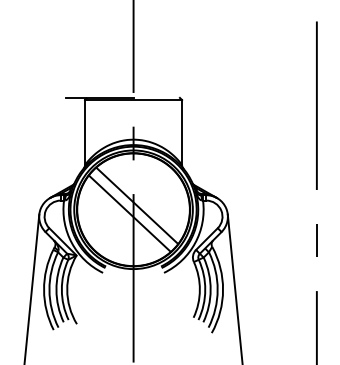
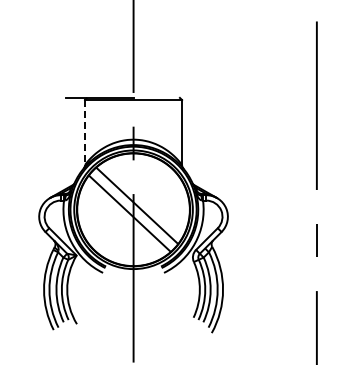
line: solid -> dashed (85, 132)
line: present -> none (31, 287)
line: present -> none (234, 287)
